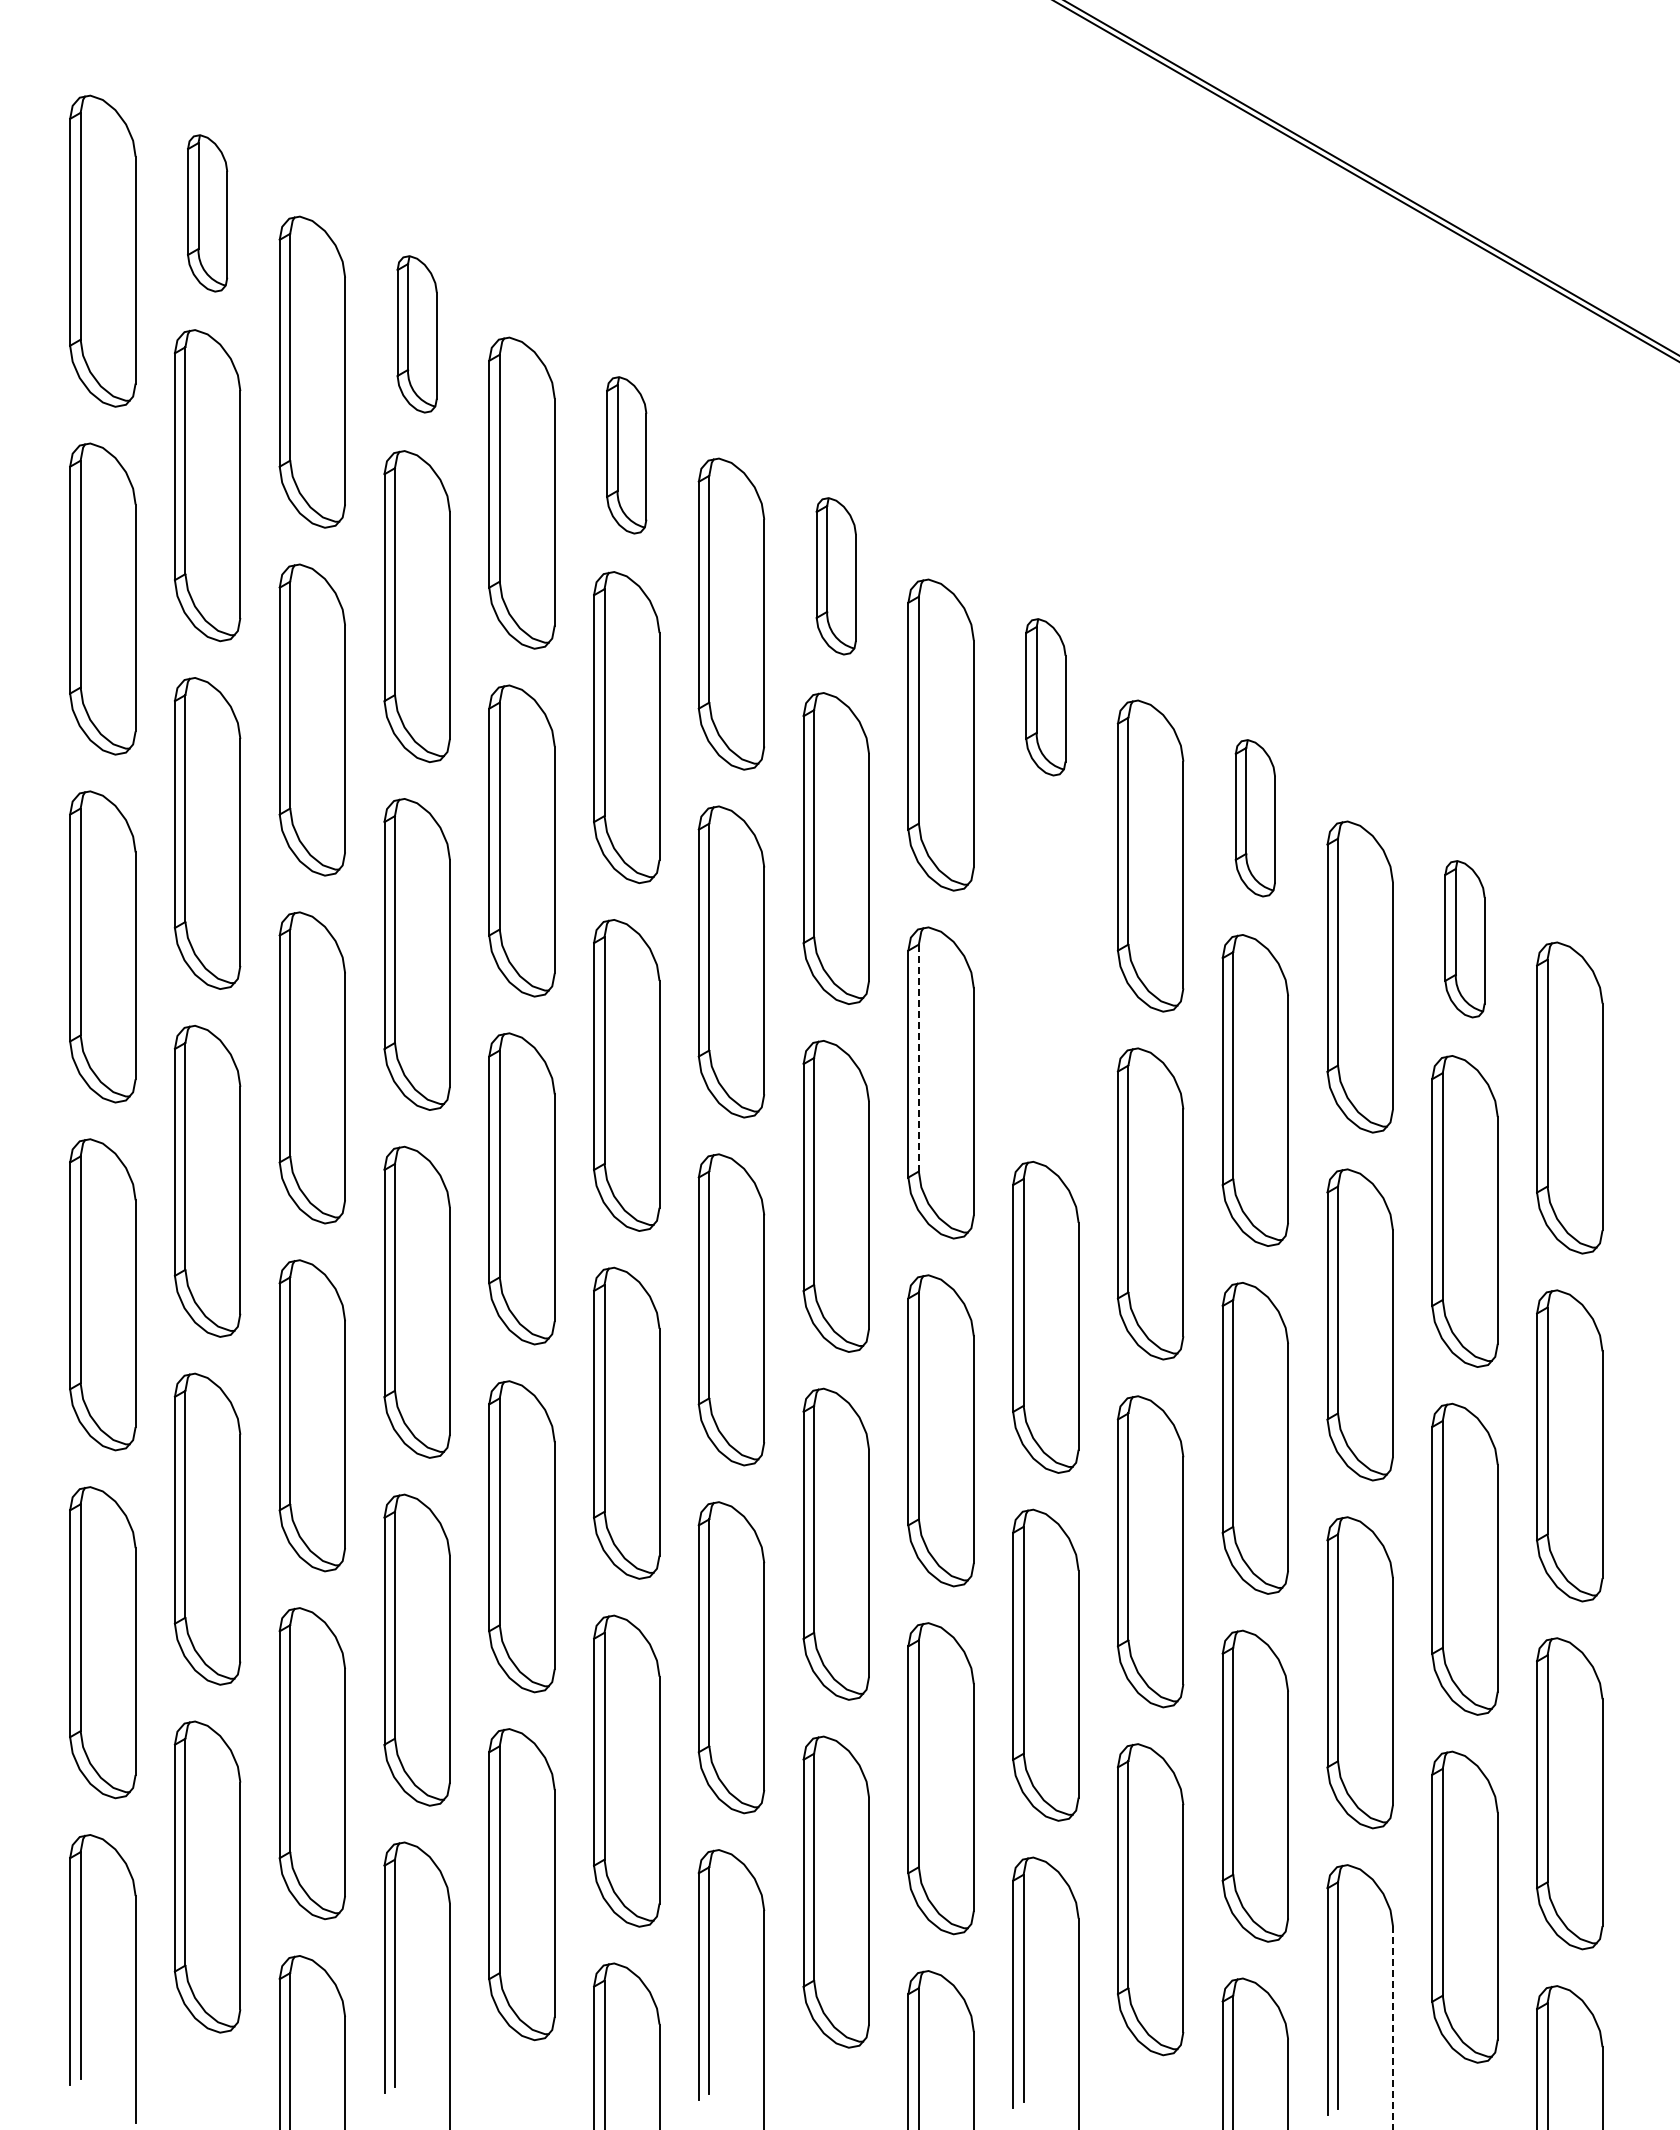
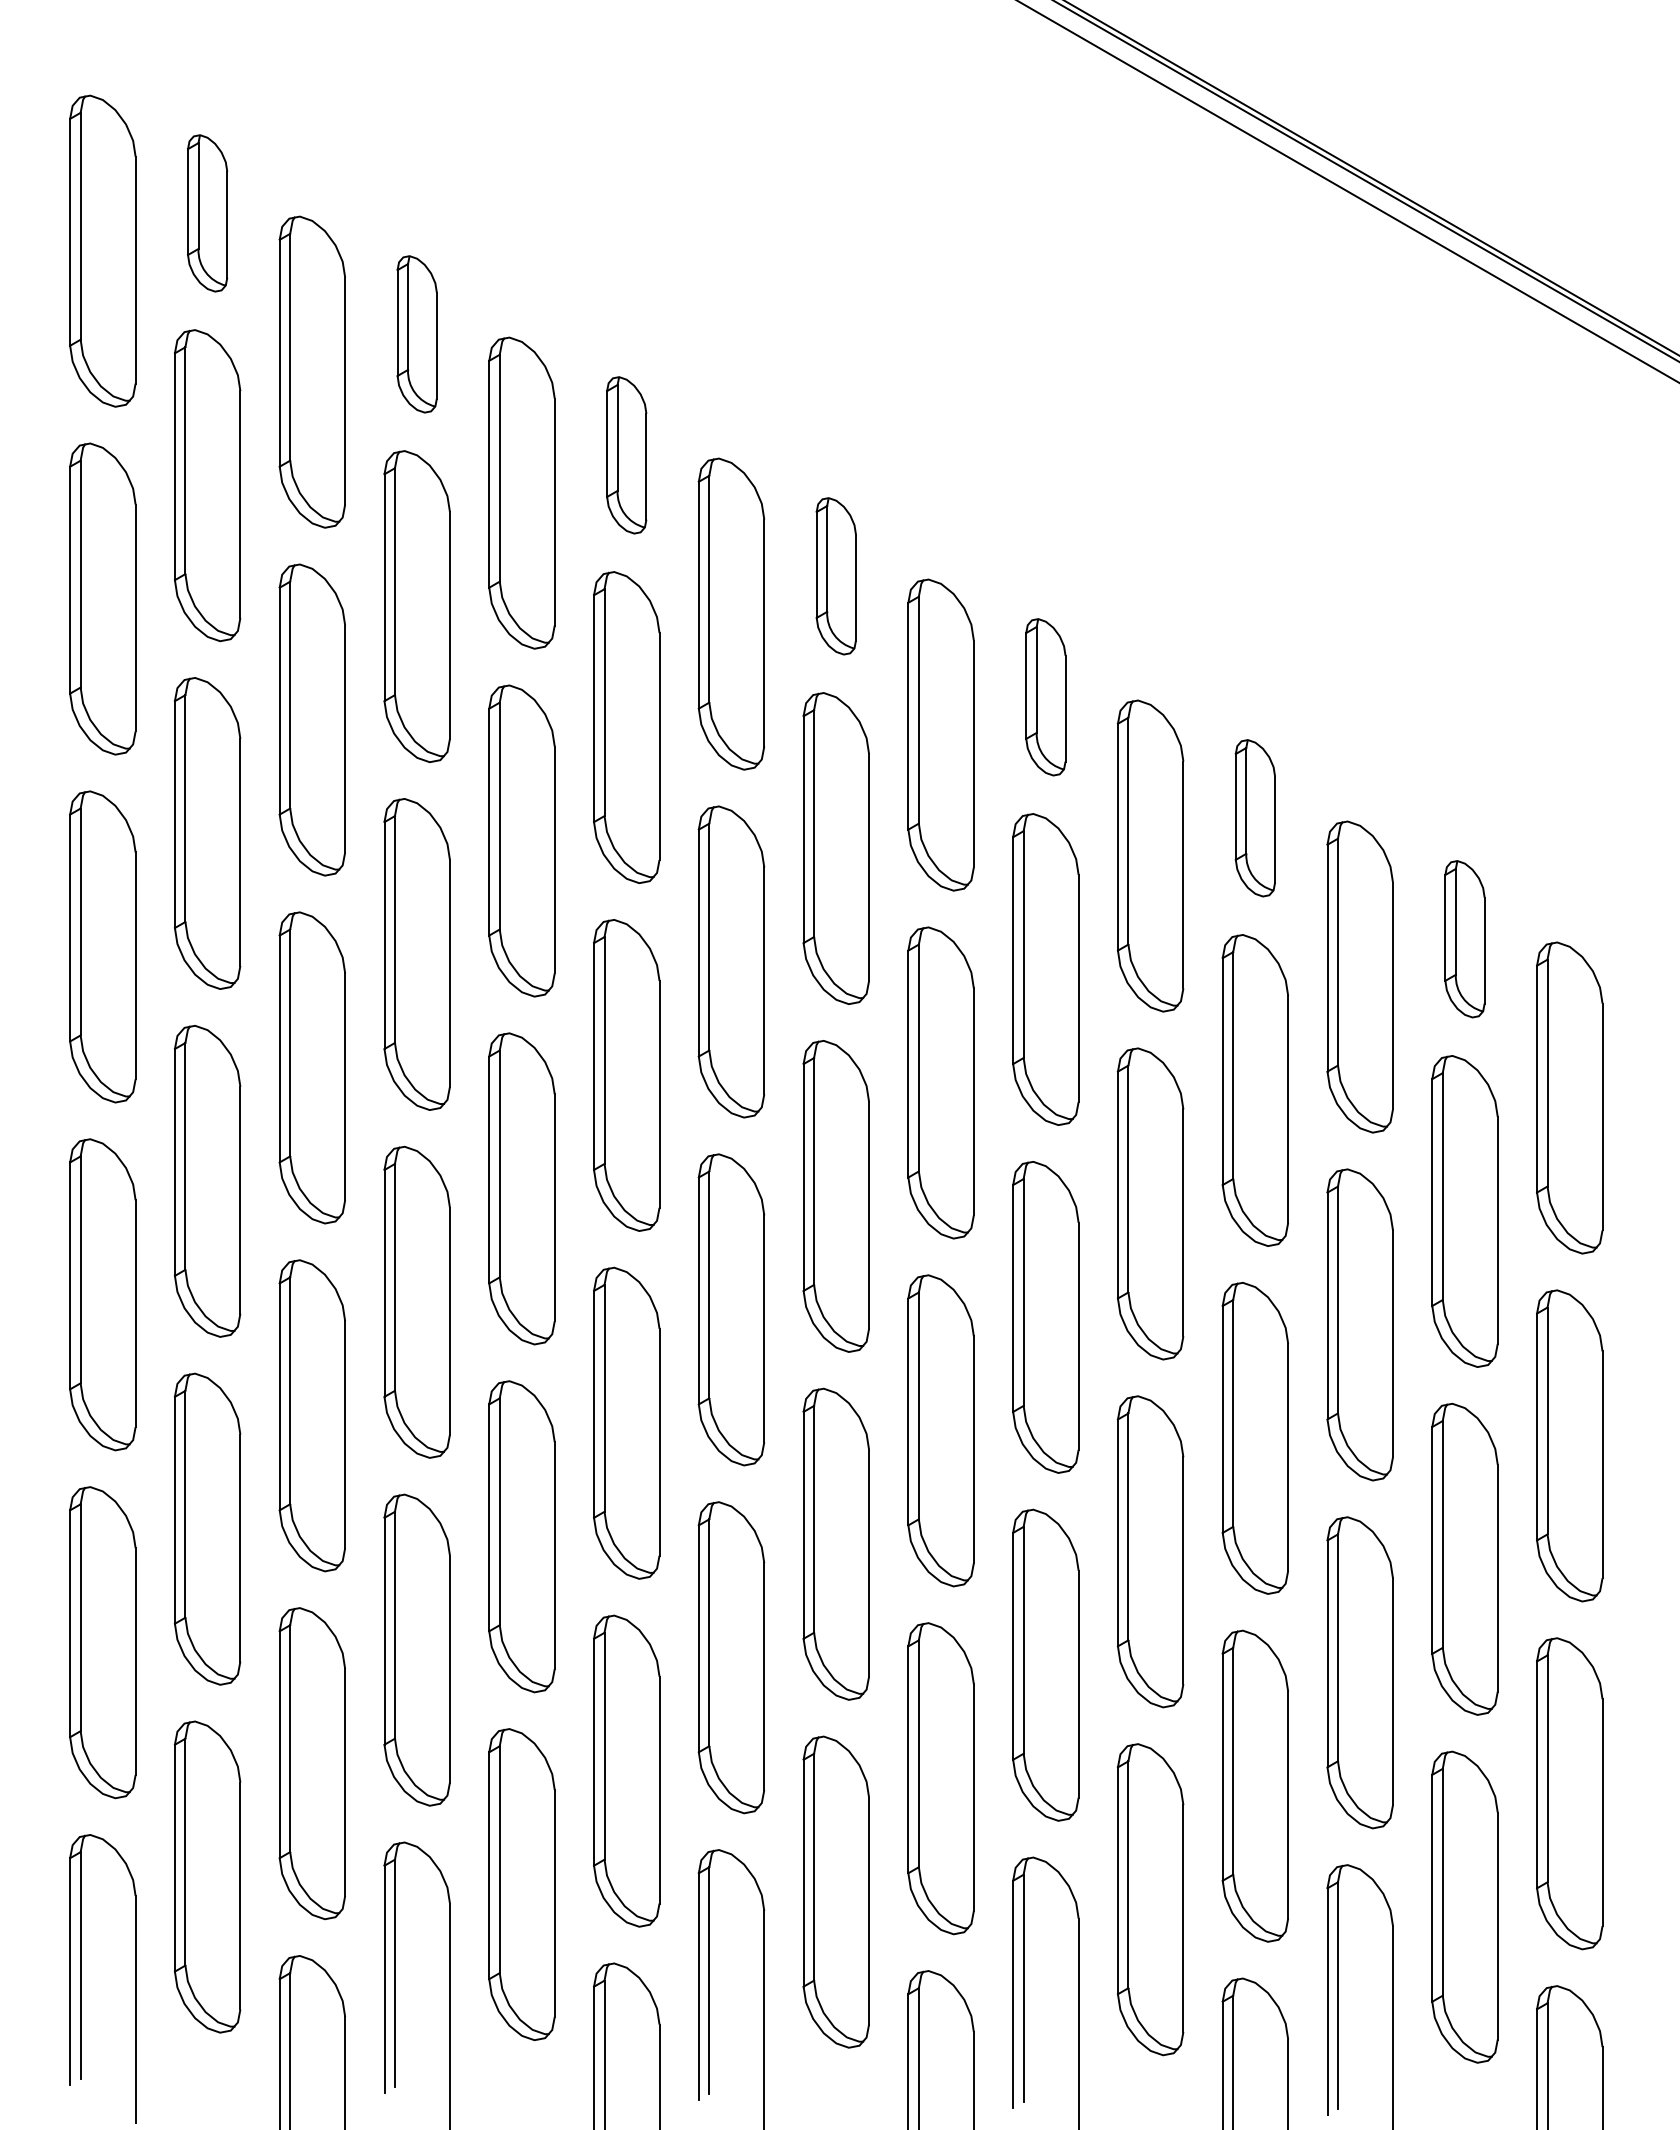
line: none -> present (1347, 191)
part: none -> present (1045, 969)
line: dashed -> solid (918, 1058)
line: dashed -> solid (1392, 2027)
